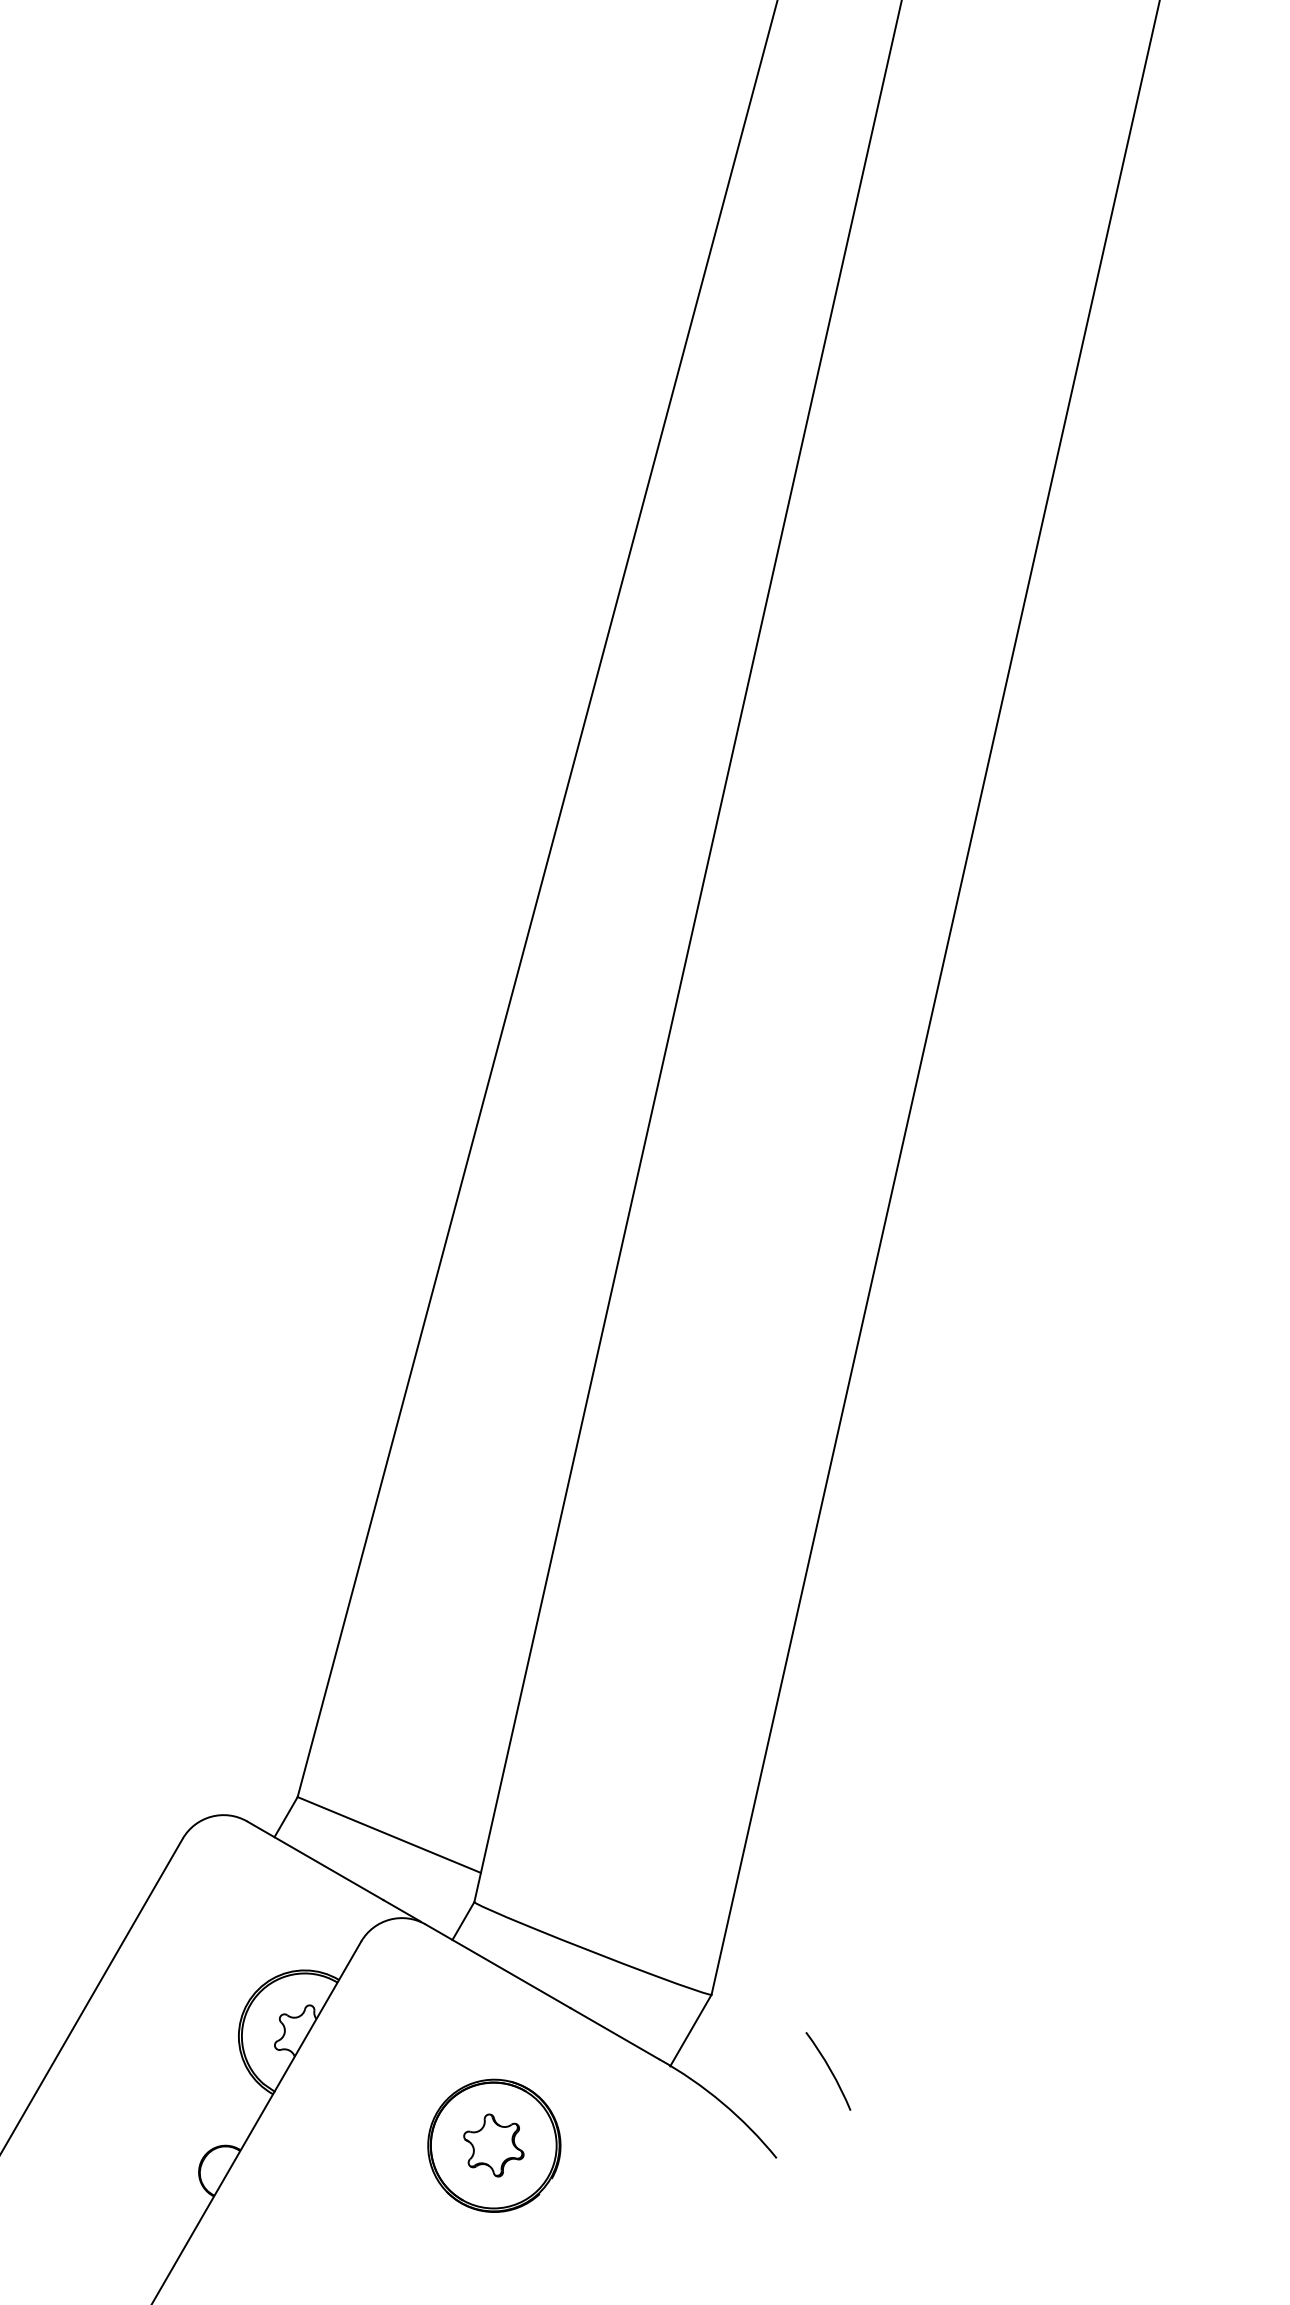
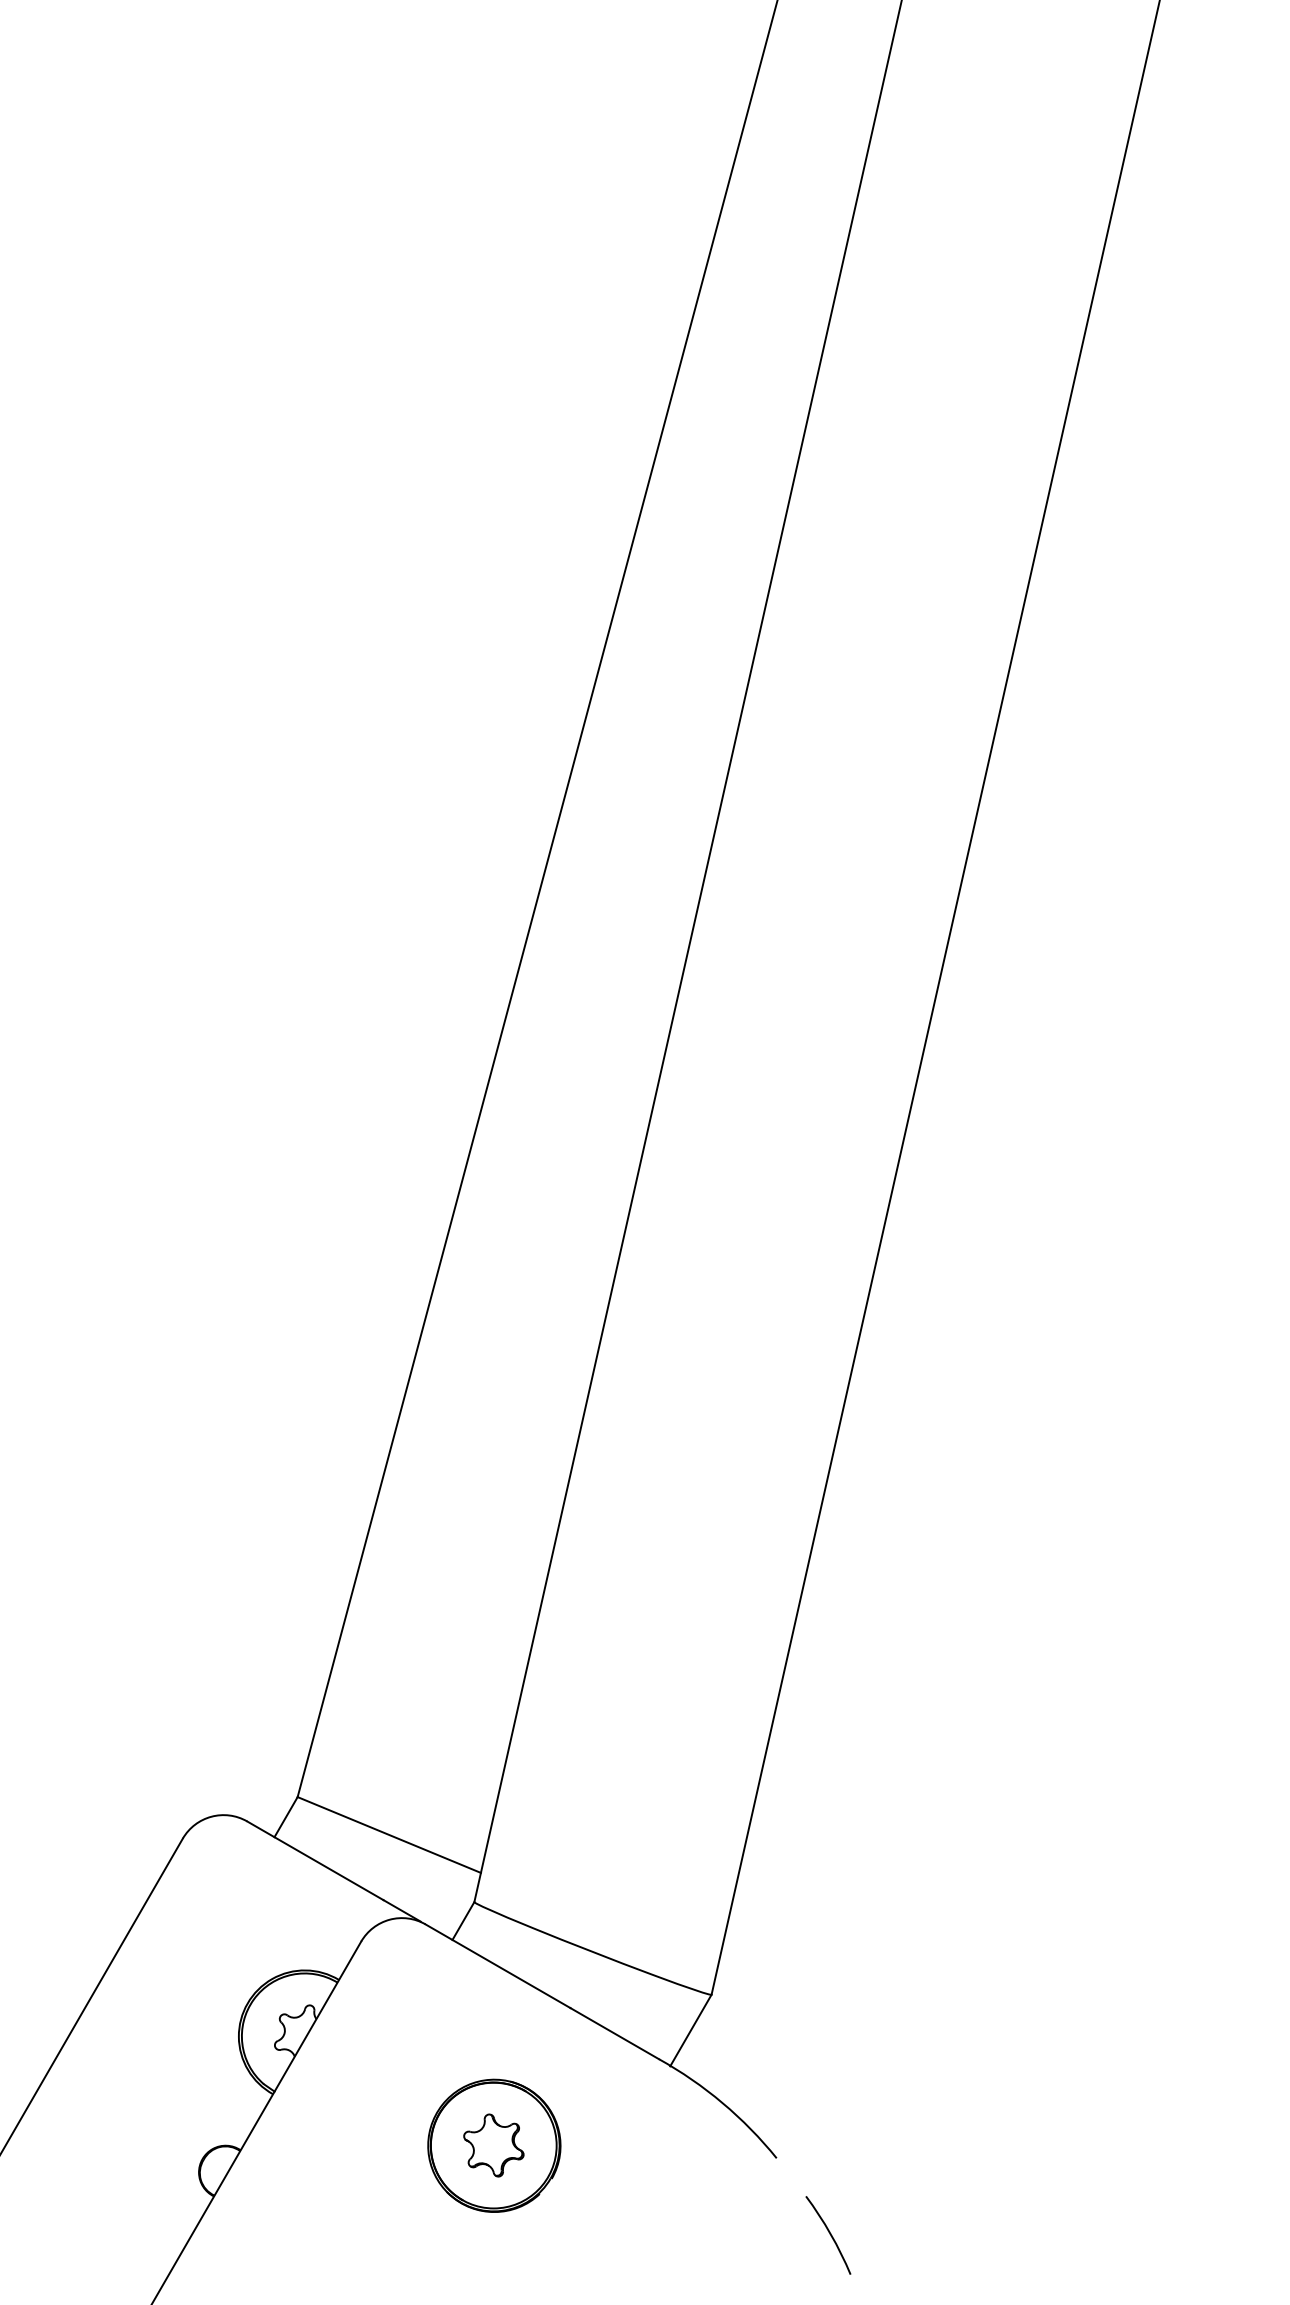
arc position: (829, 2070) -> (829, 2234) (829, 2234)
